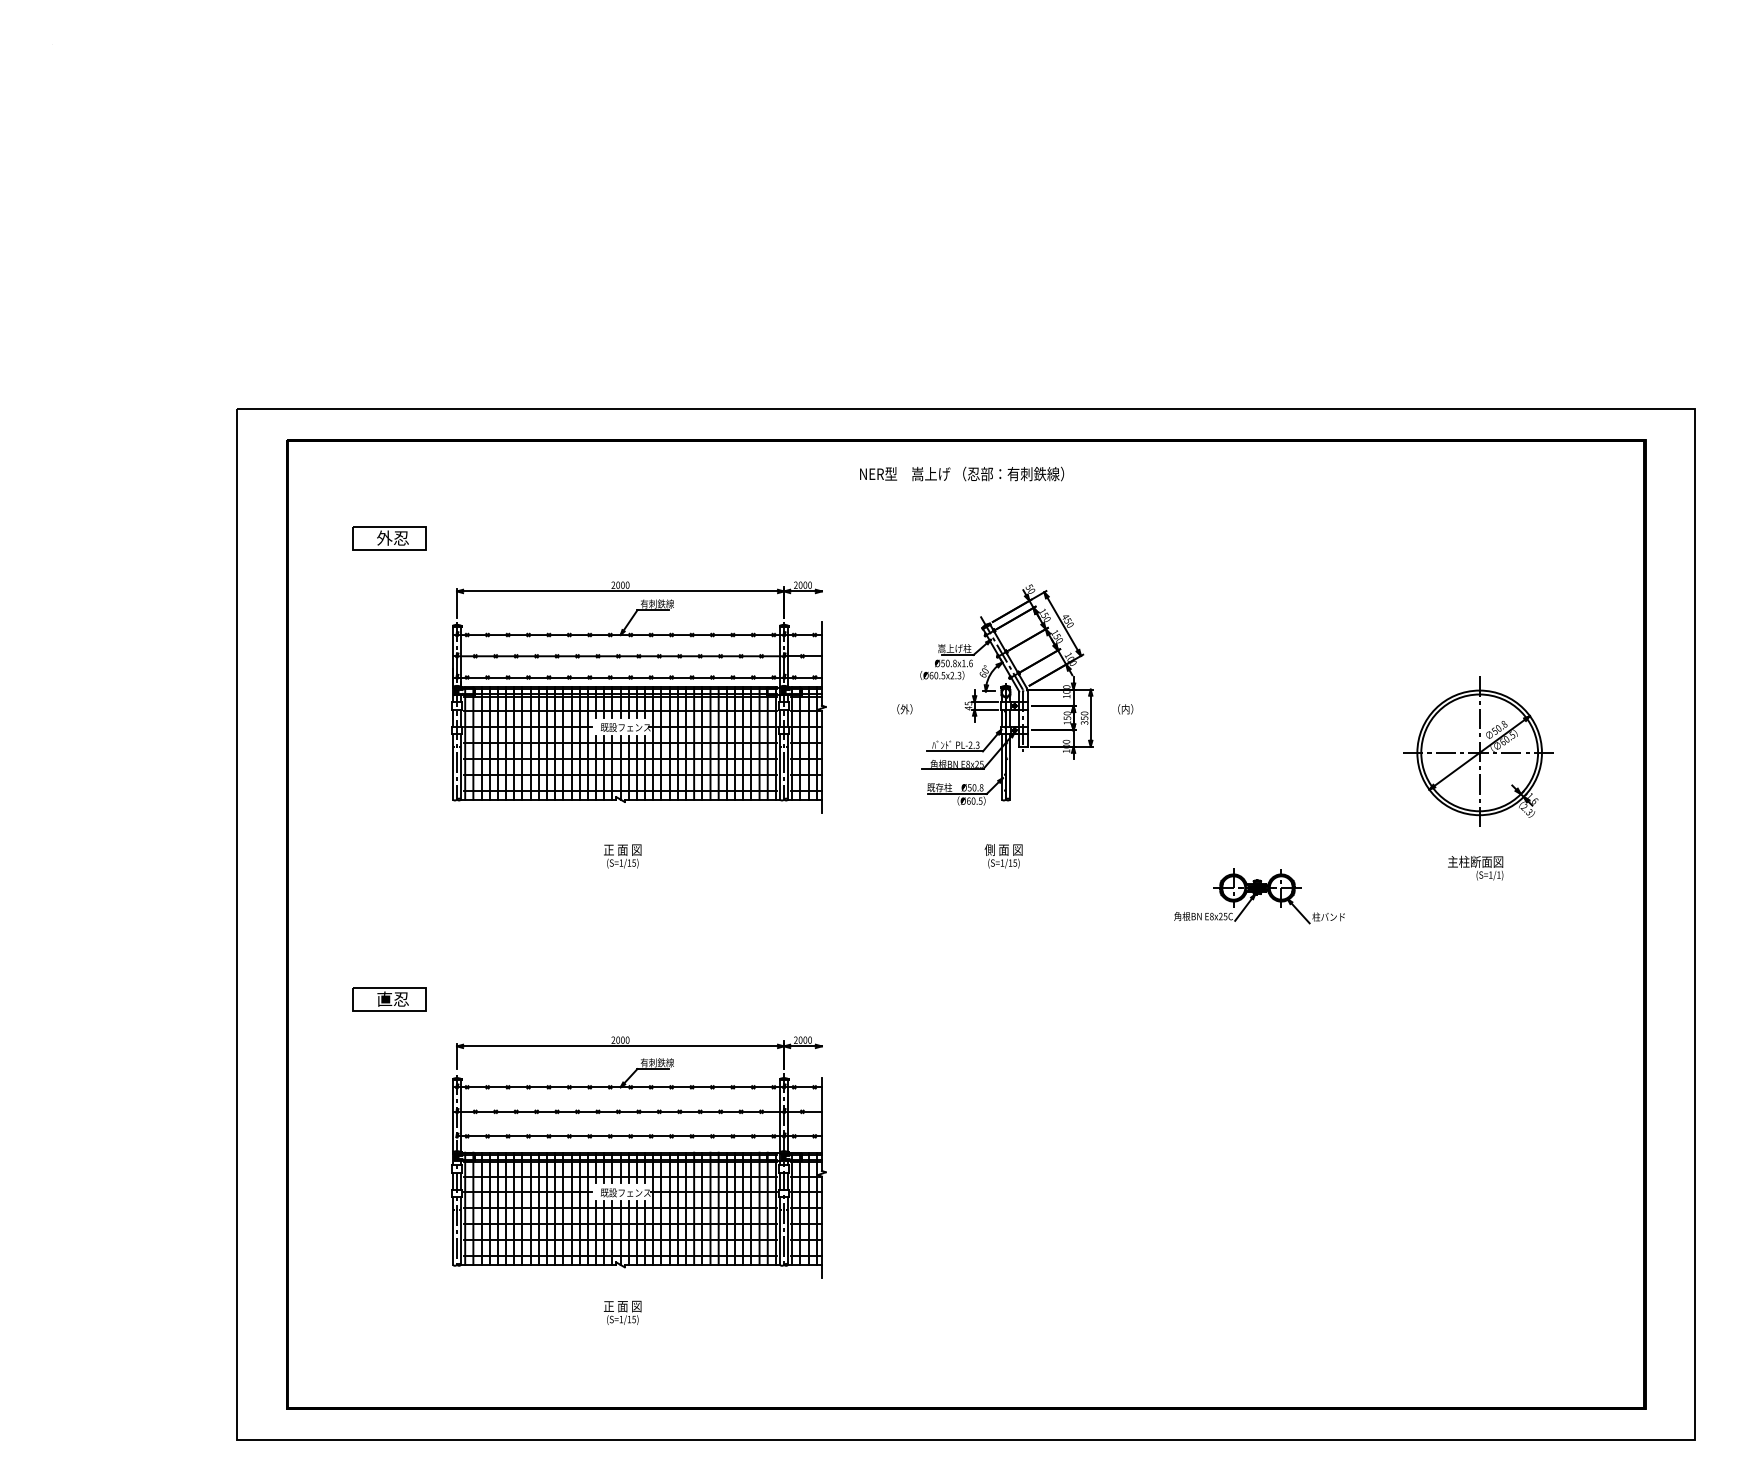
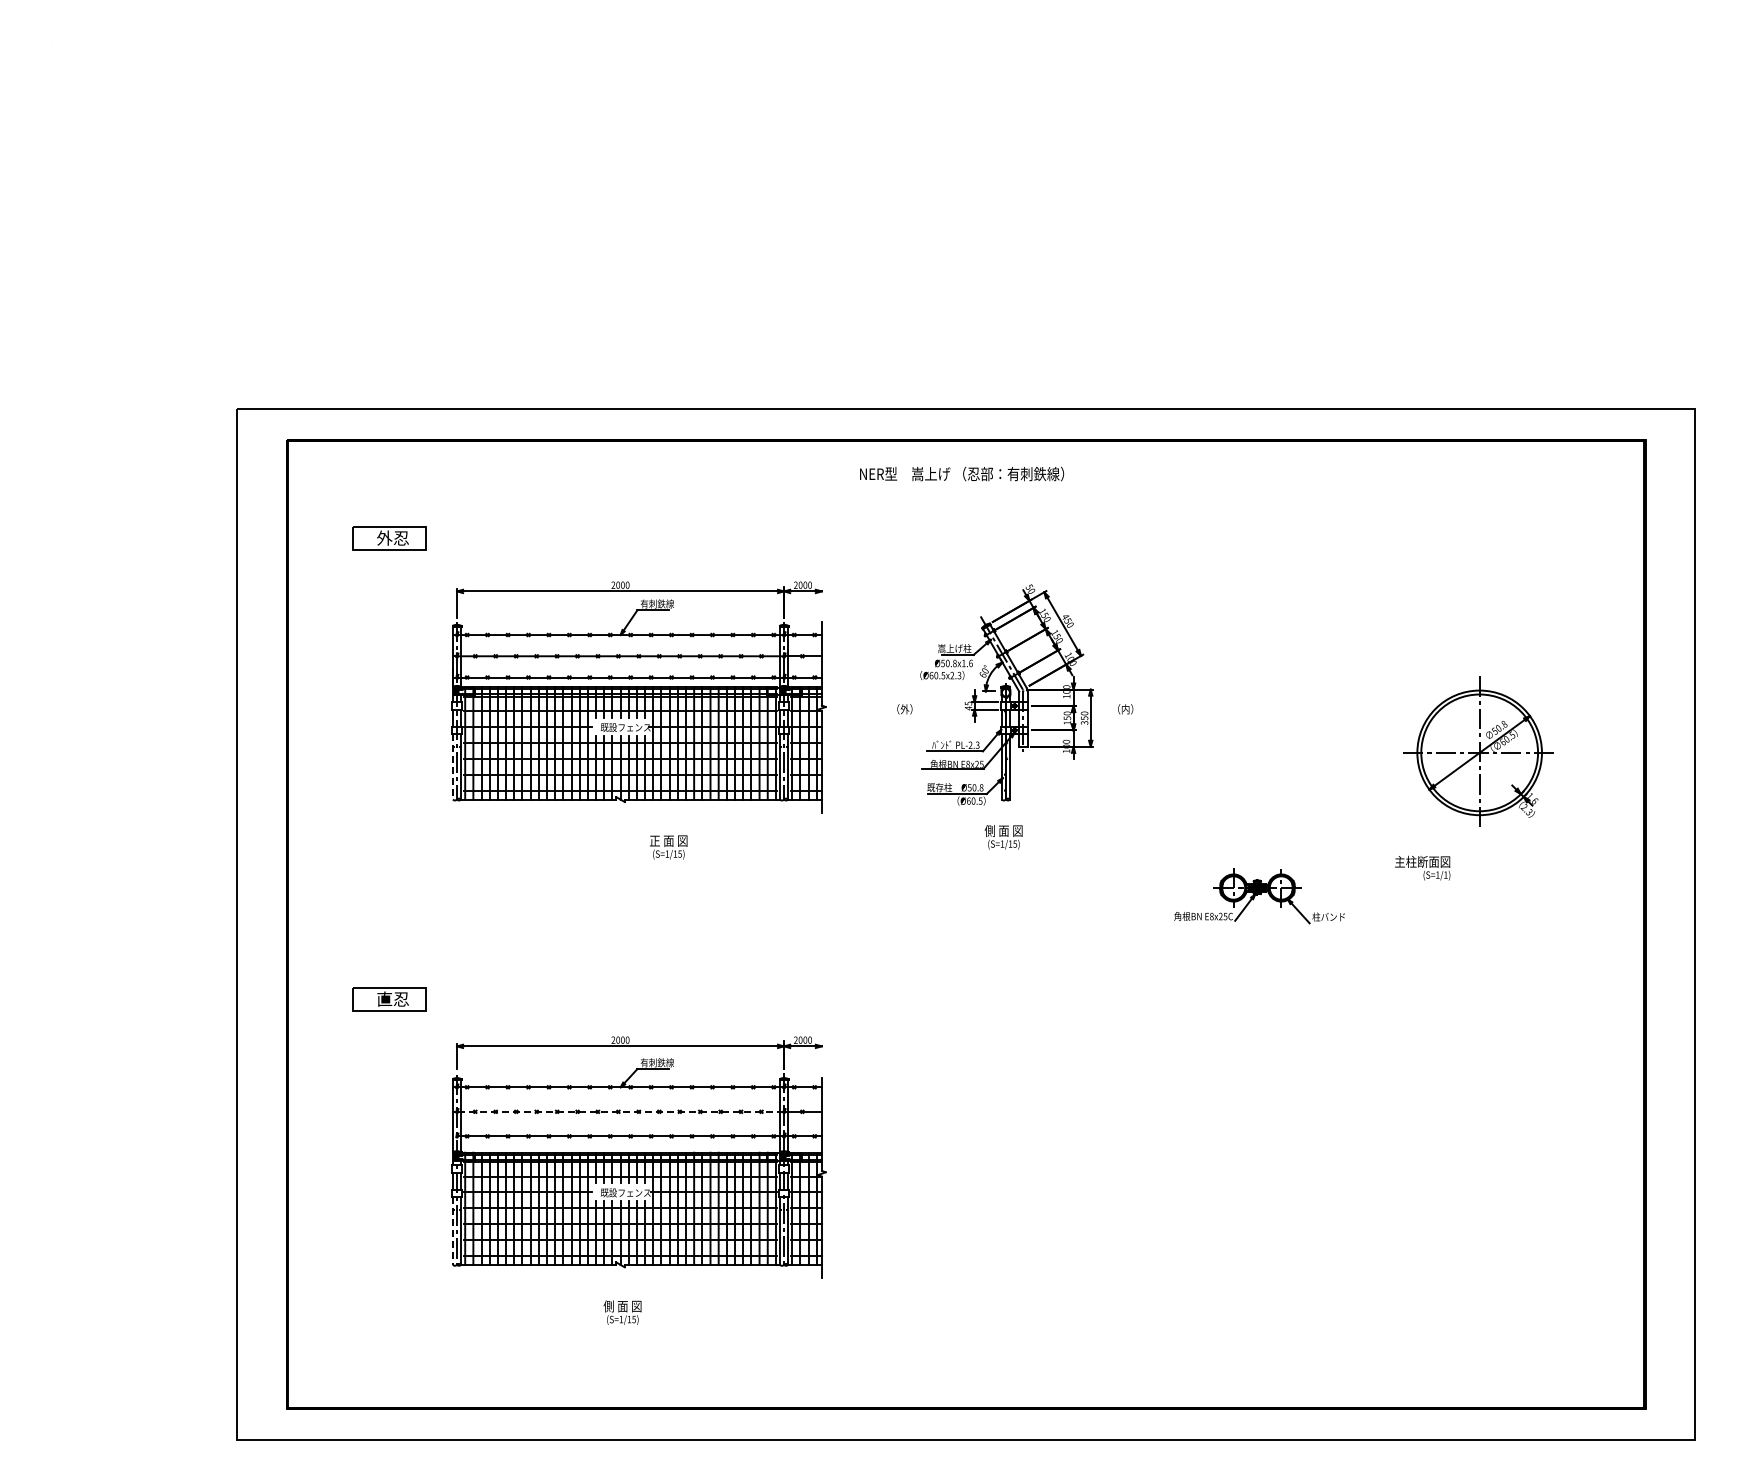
line: solid -> dashed (452, 766)
text position: (622, 856) -> (668, 847) (668, 847)
text position: (1003, 856) -> (1003, 837) (1003, 837)
text position: (1475, 867) -> (1422, 867) (1422, 867)
line: solid -> dashed (620, 1111)
line: solid -> dashed (452, 1231)
text: 正 面 図 -> 側 面 図 (608, 1306)
